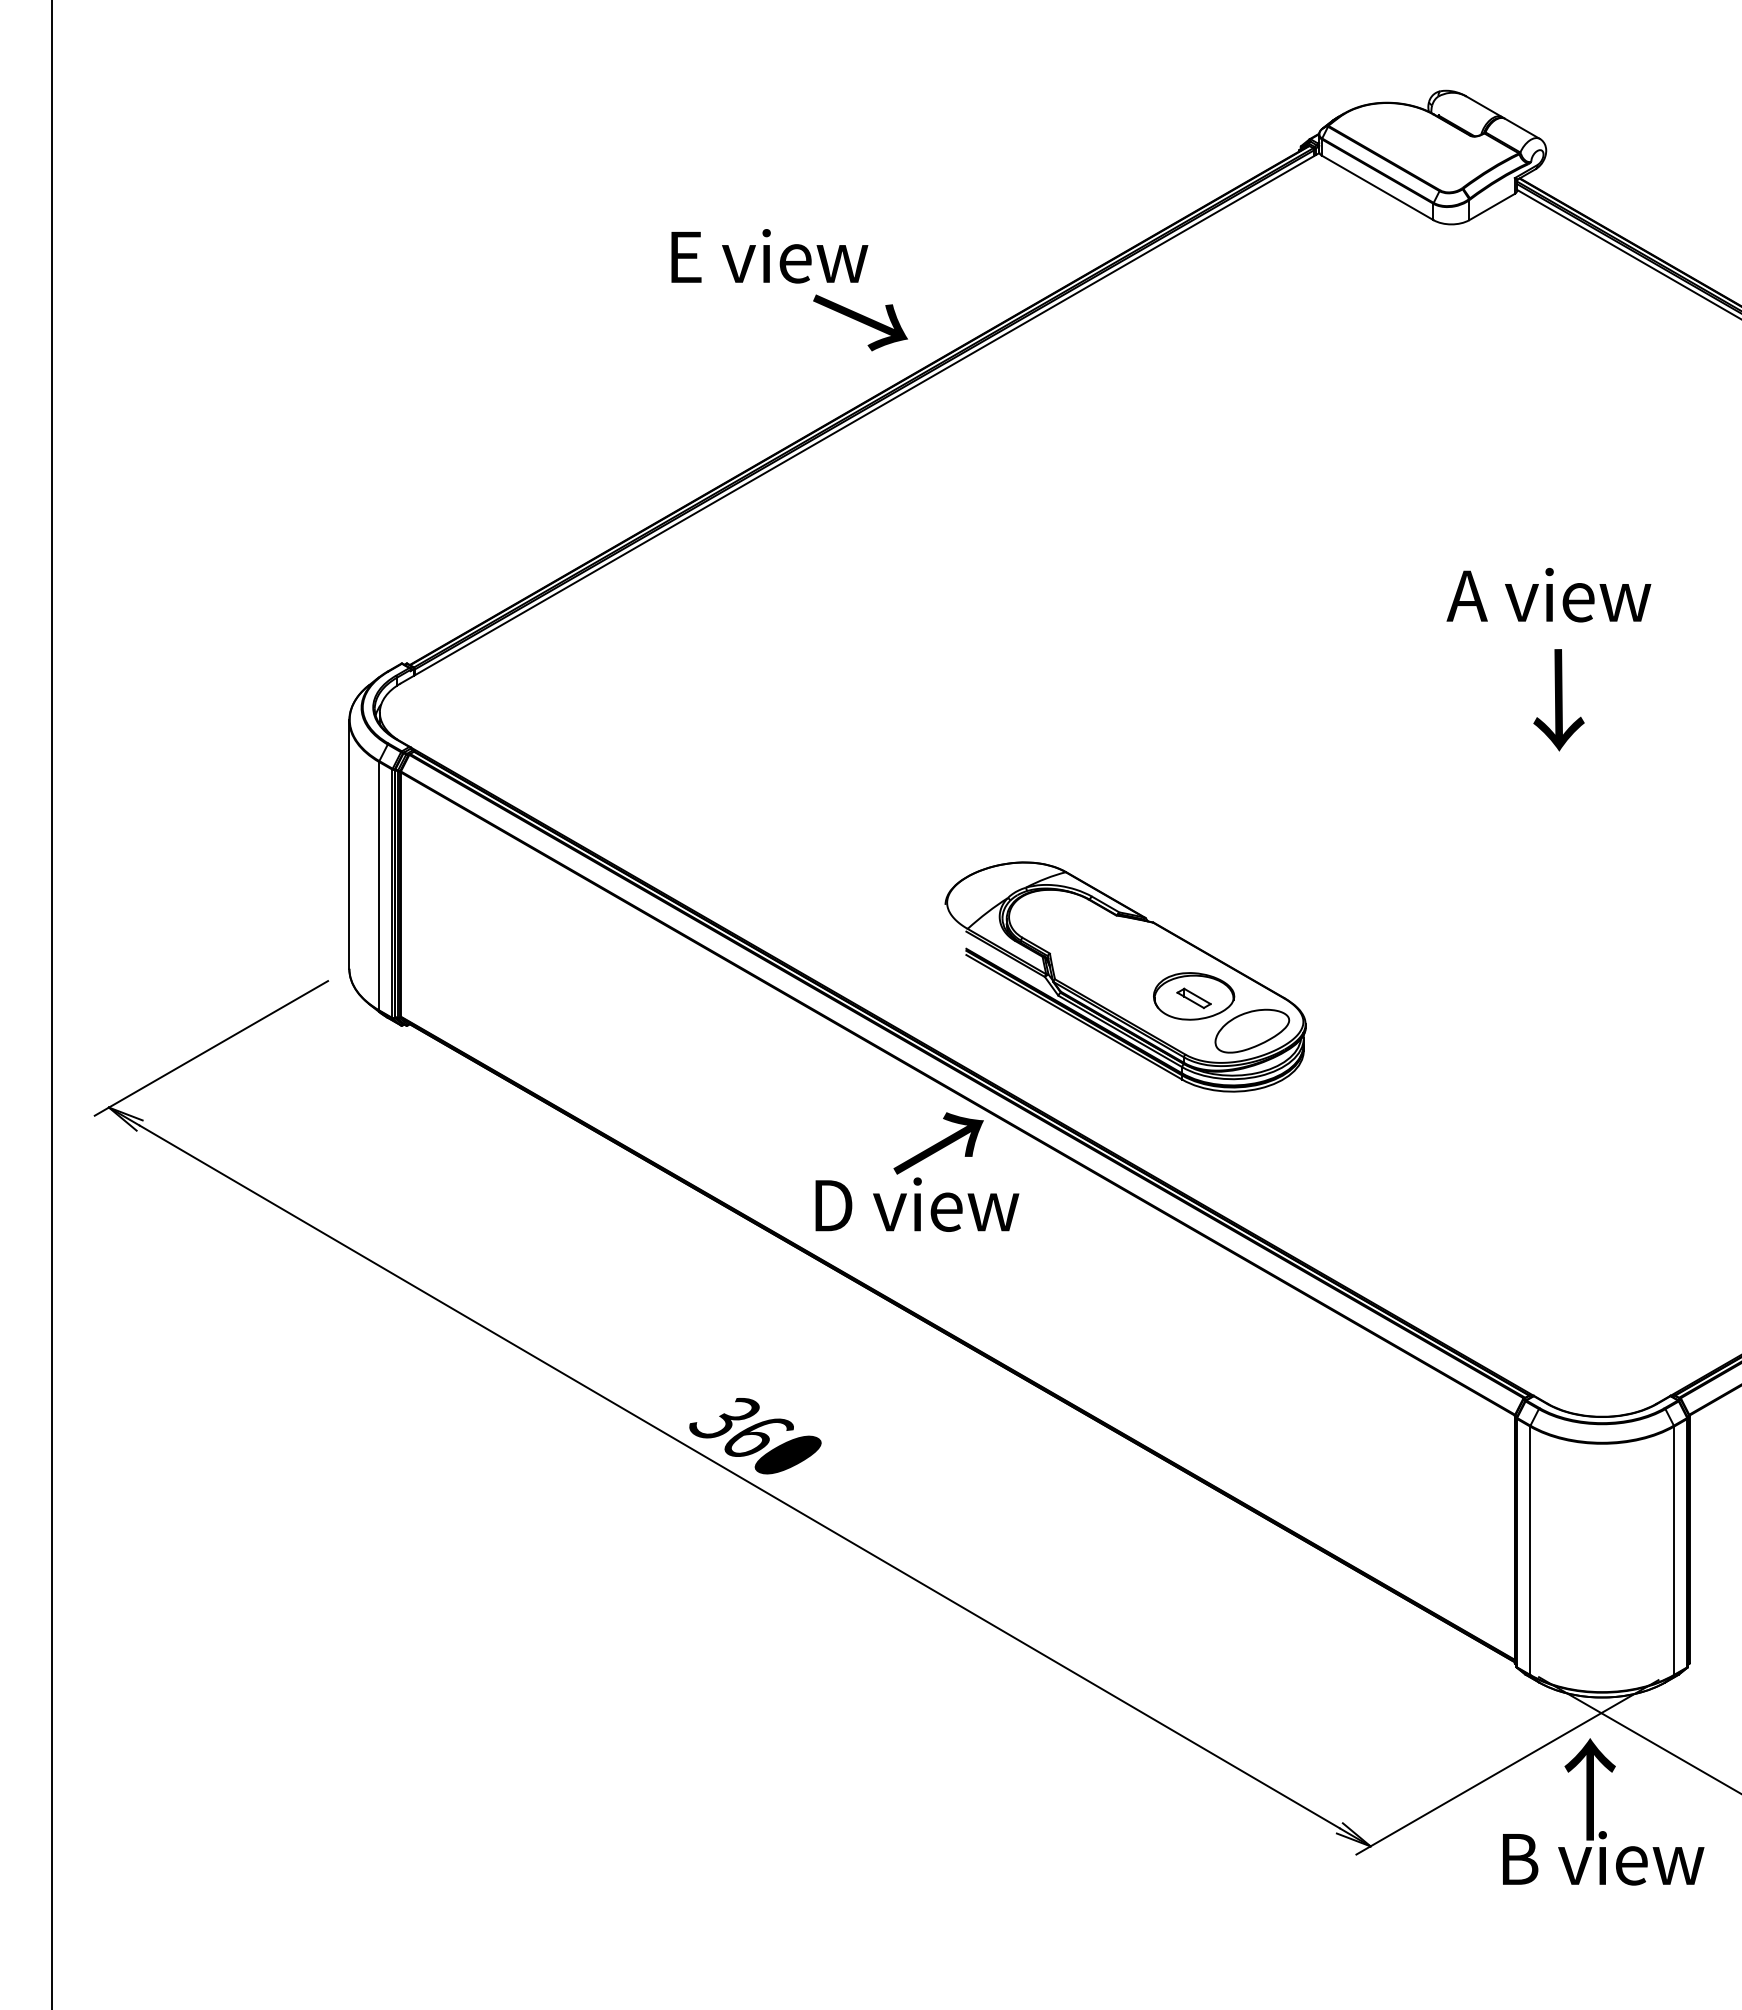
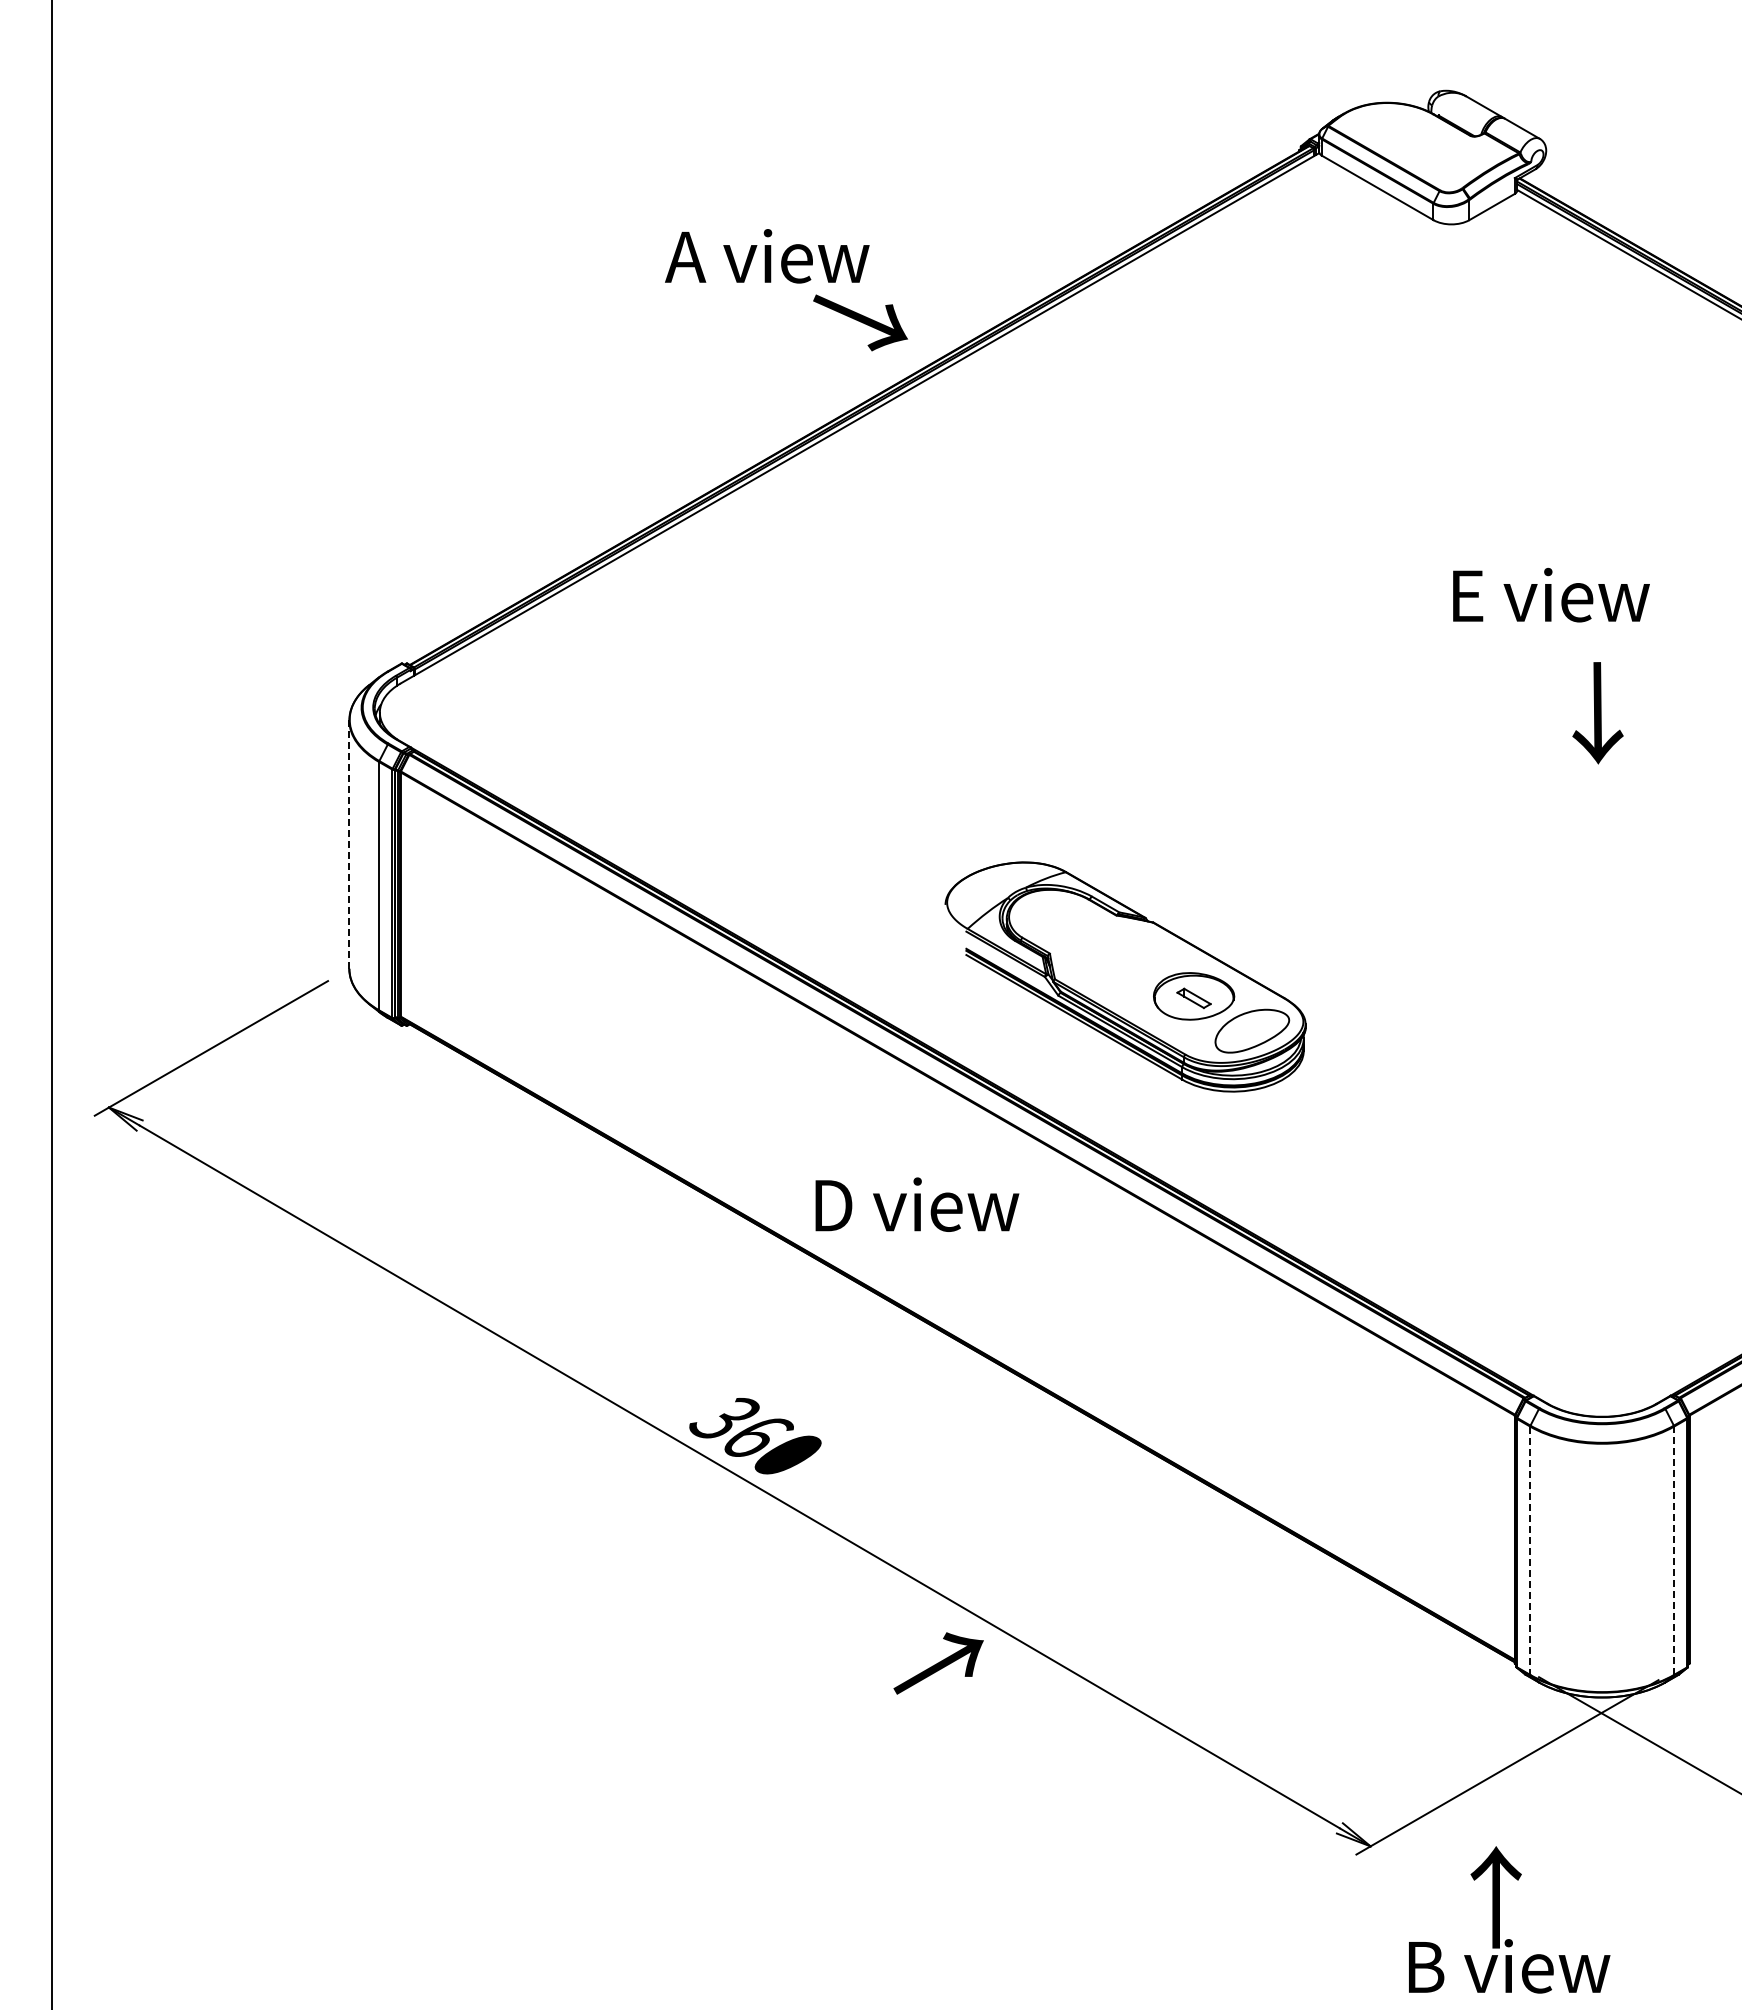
text: E view -> A view (767, 256)
text: A view -> E view (1548, 594)
text position: (1558, 700) -> (1597, 713) (1597, 713)
line: solid -> dashed (349, 844)
text position: (938, 1143) -> (938, 1663) (938, 1663)
line: solid -> dashed (1674, 1550)
line: solid -> dashed (1530, 1551)
text position: (1603, 1811) -> (1509, 1919) (1509, 1919)
